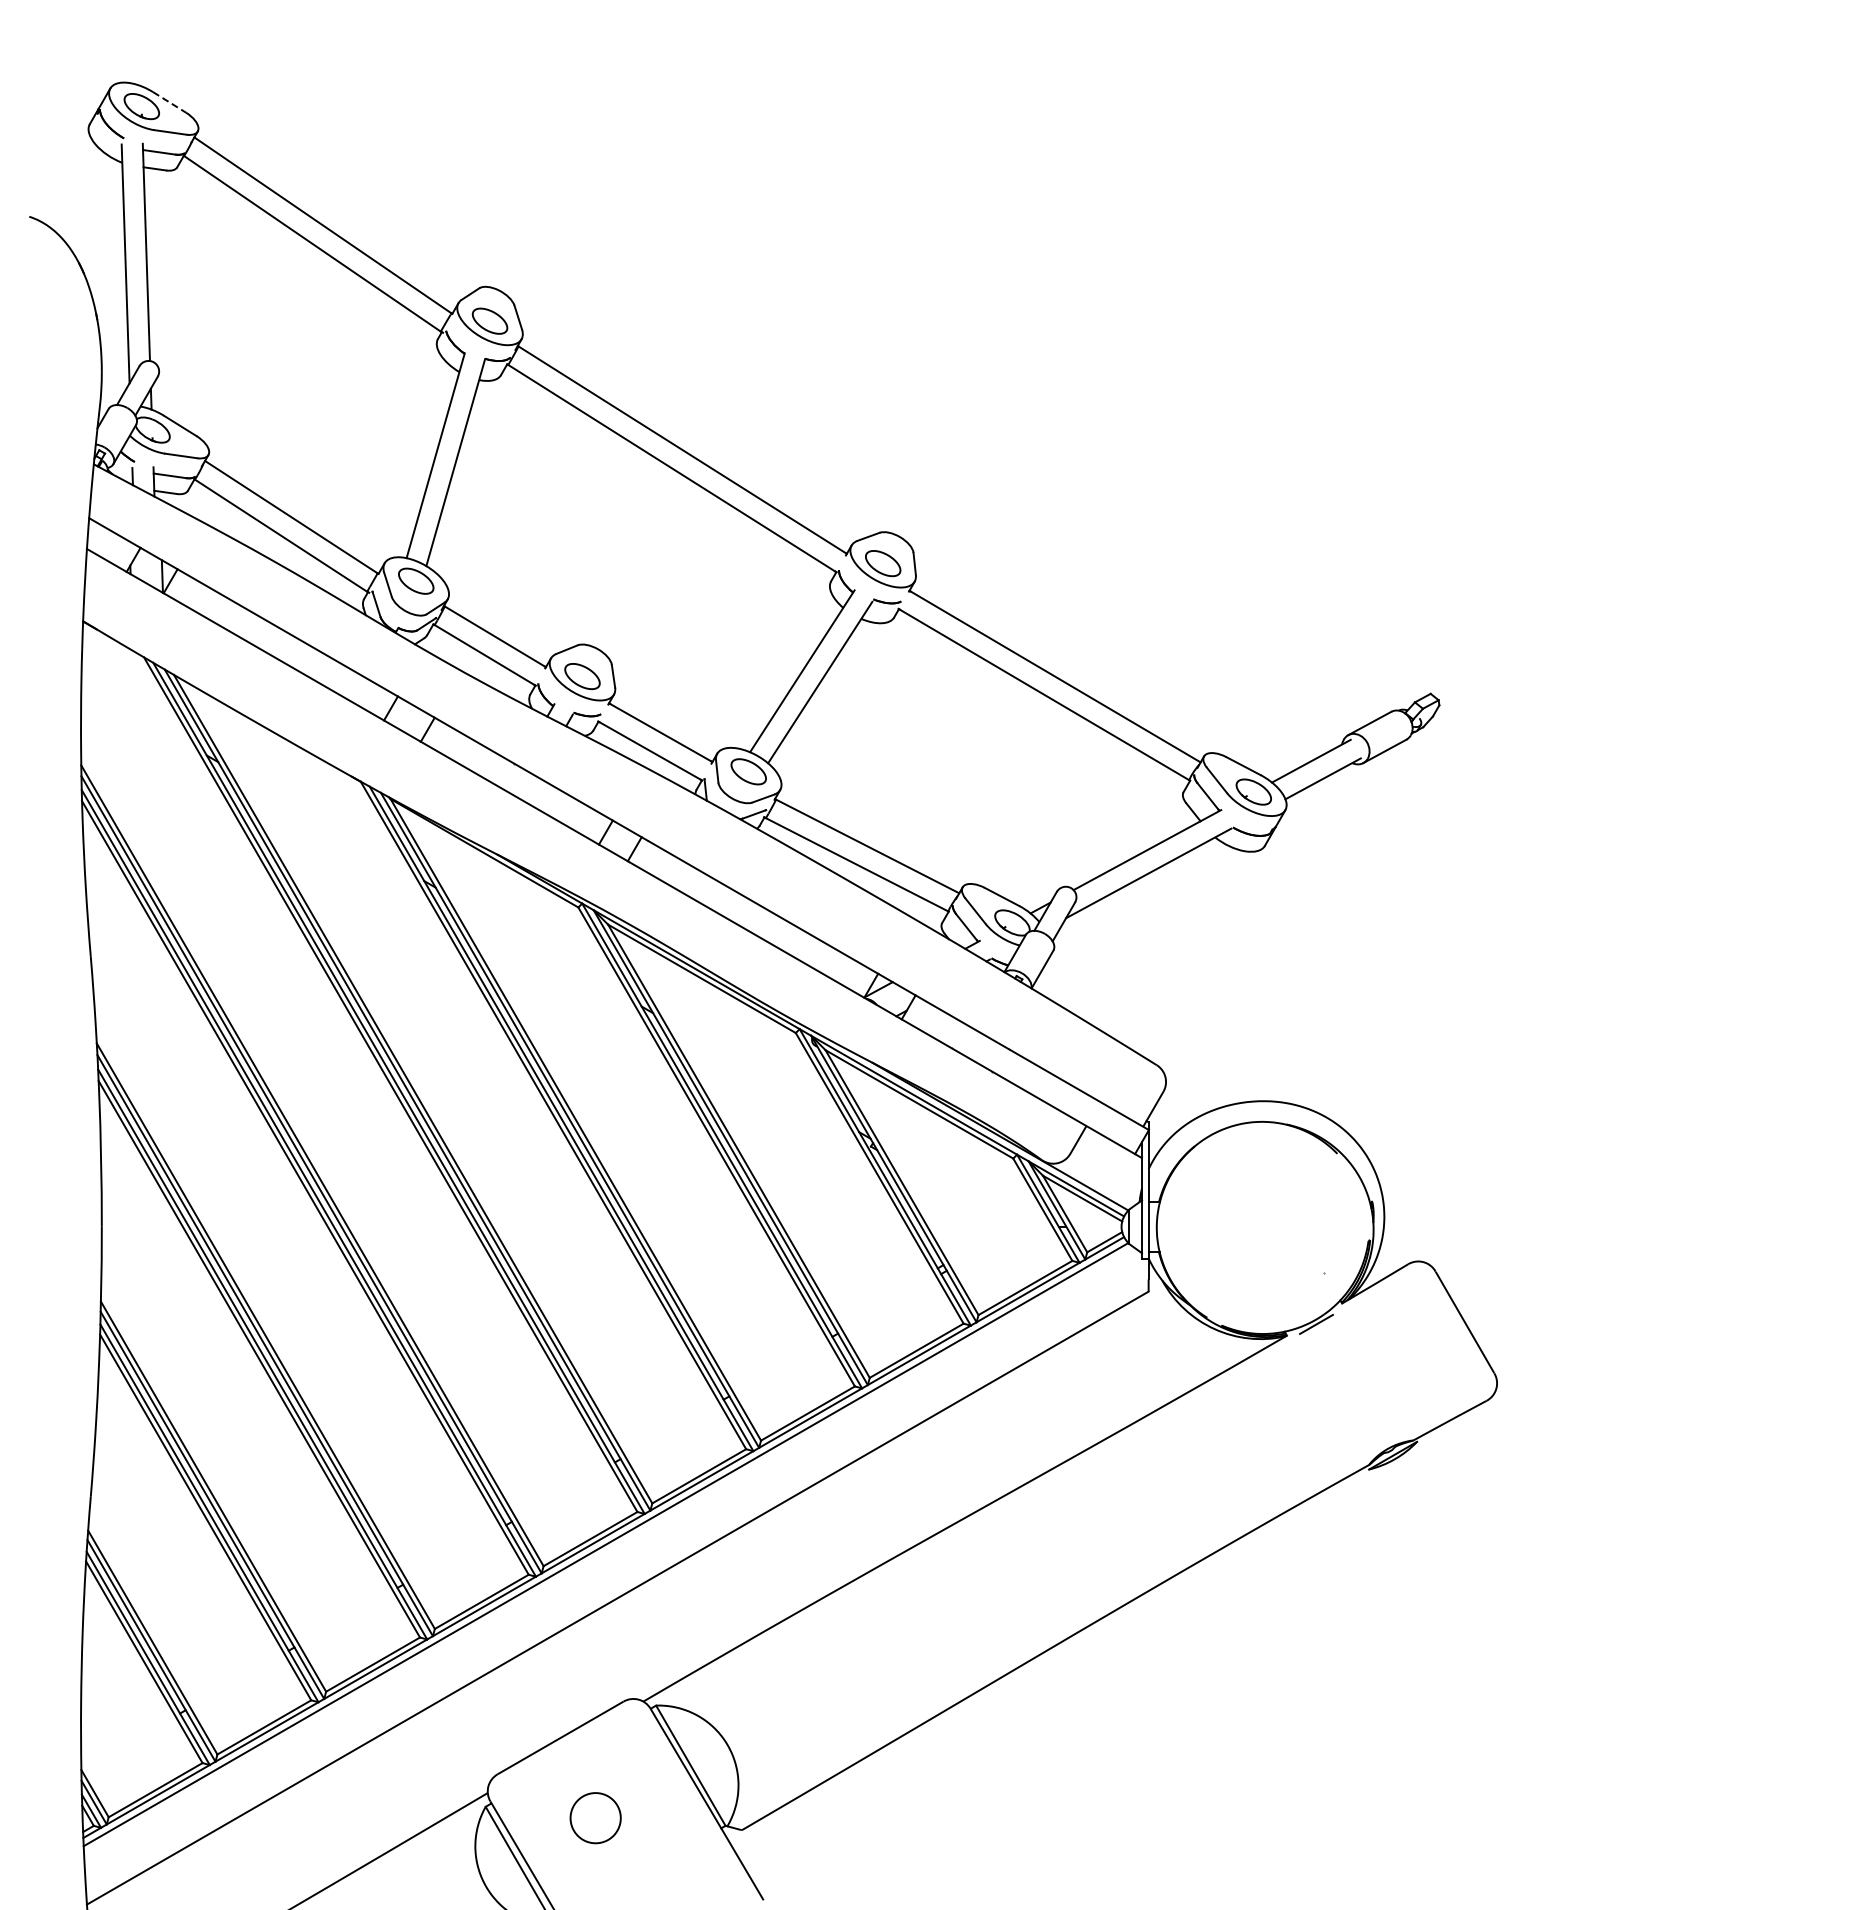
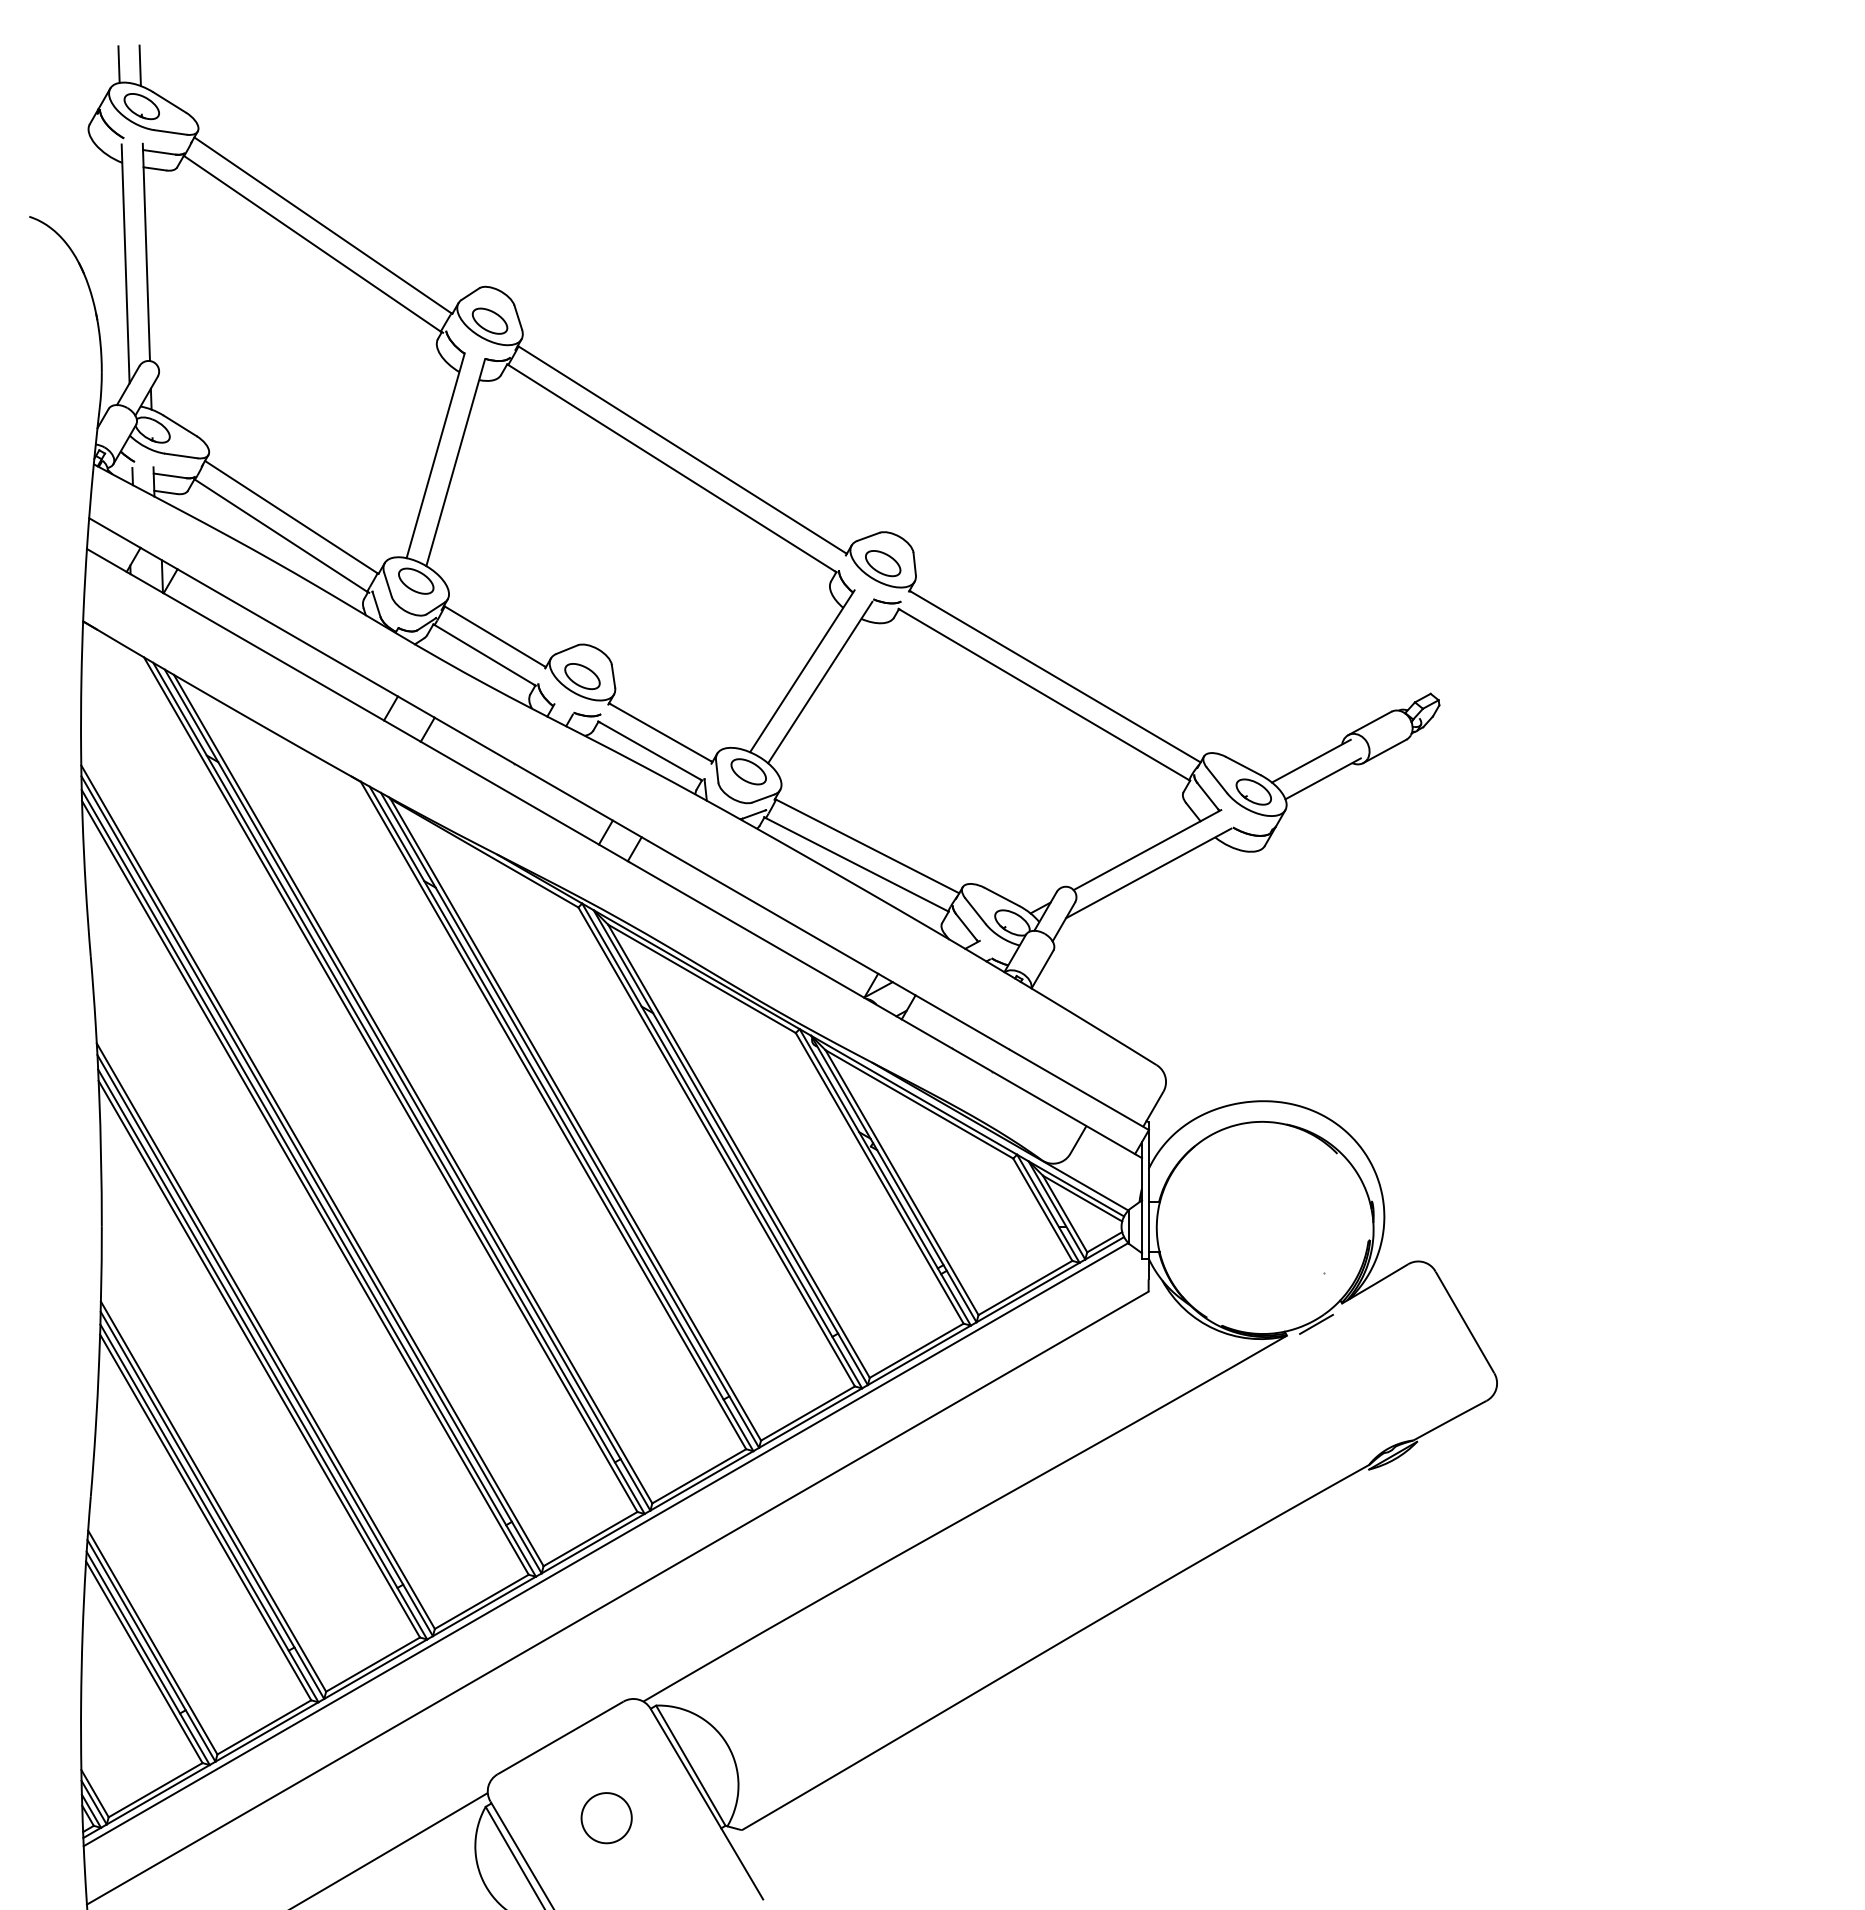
line: none -> present (118, 64)
line: none -> present (139, 65)
line: dashed -> solid (170, 102)
part position: (595, 1818) -> (606, 1818) (606, 1818)
